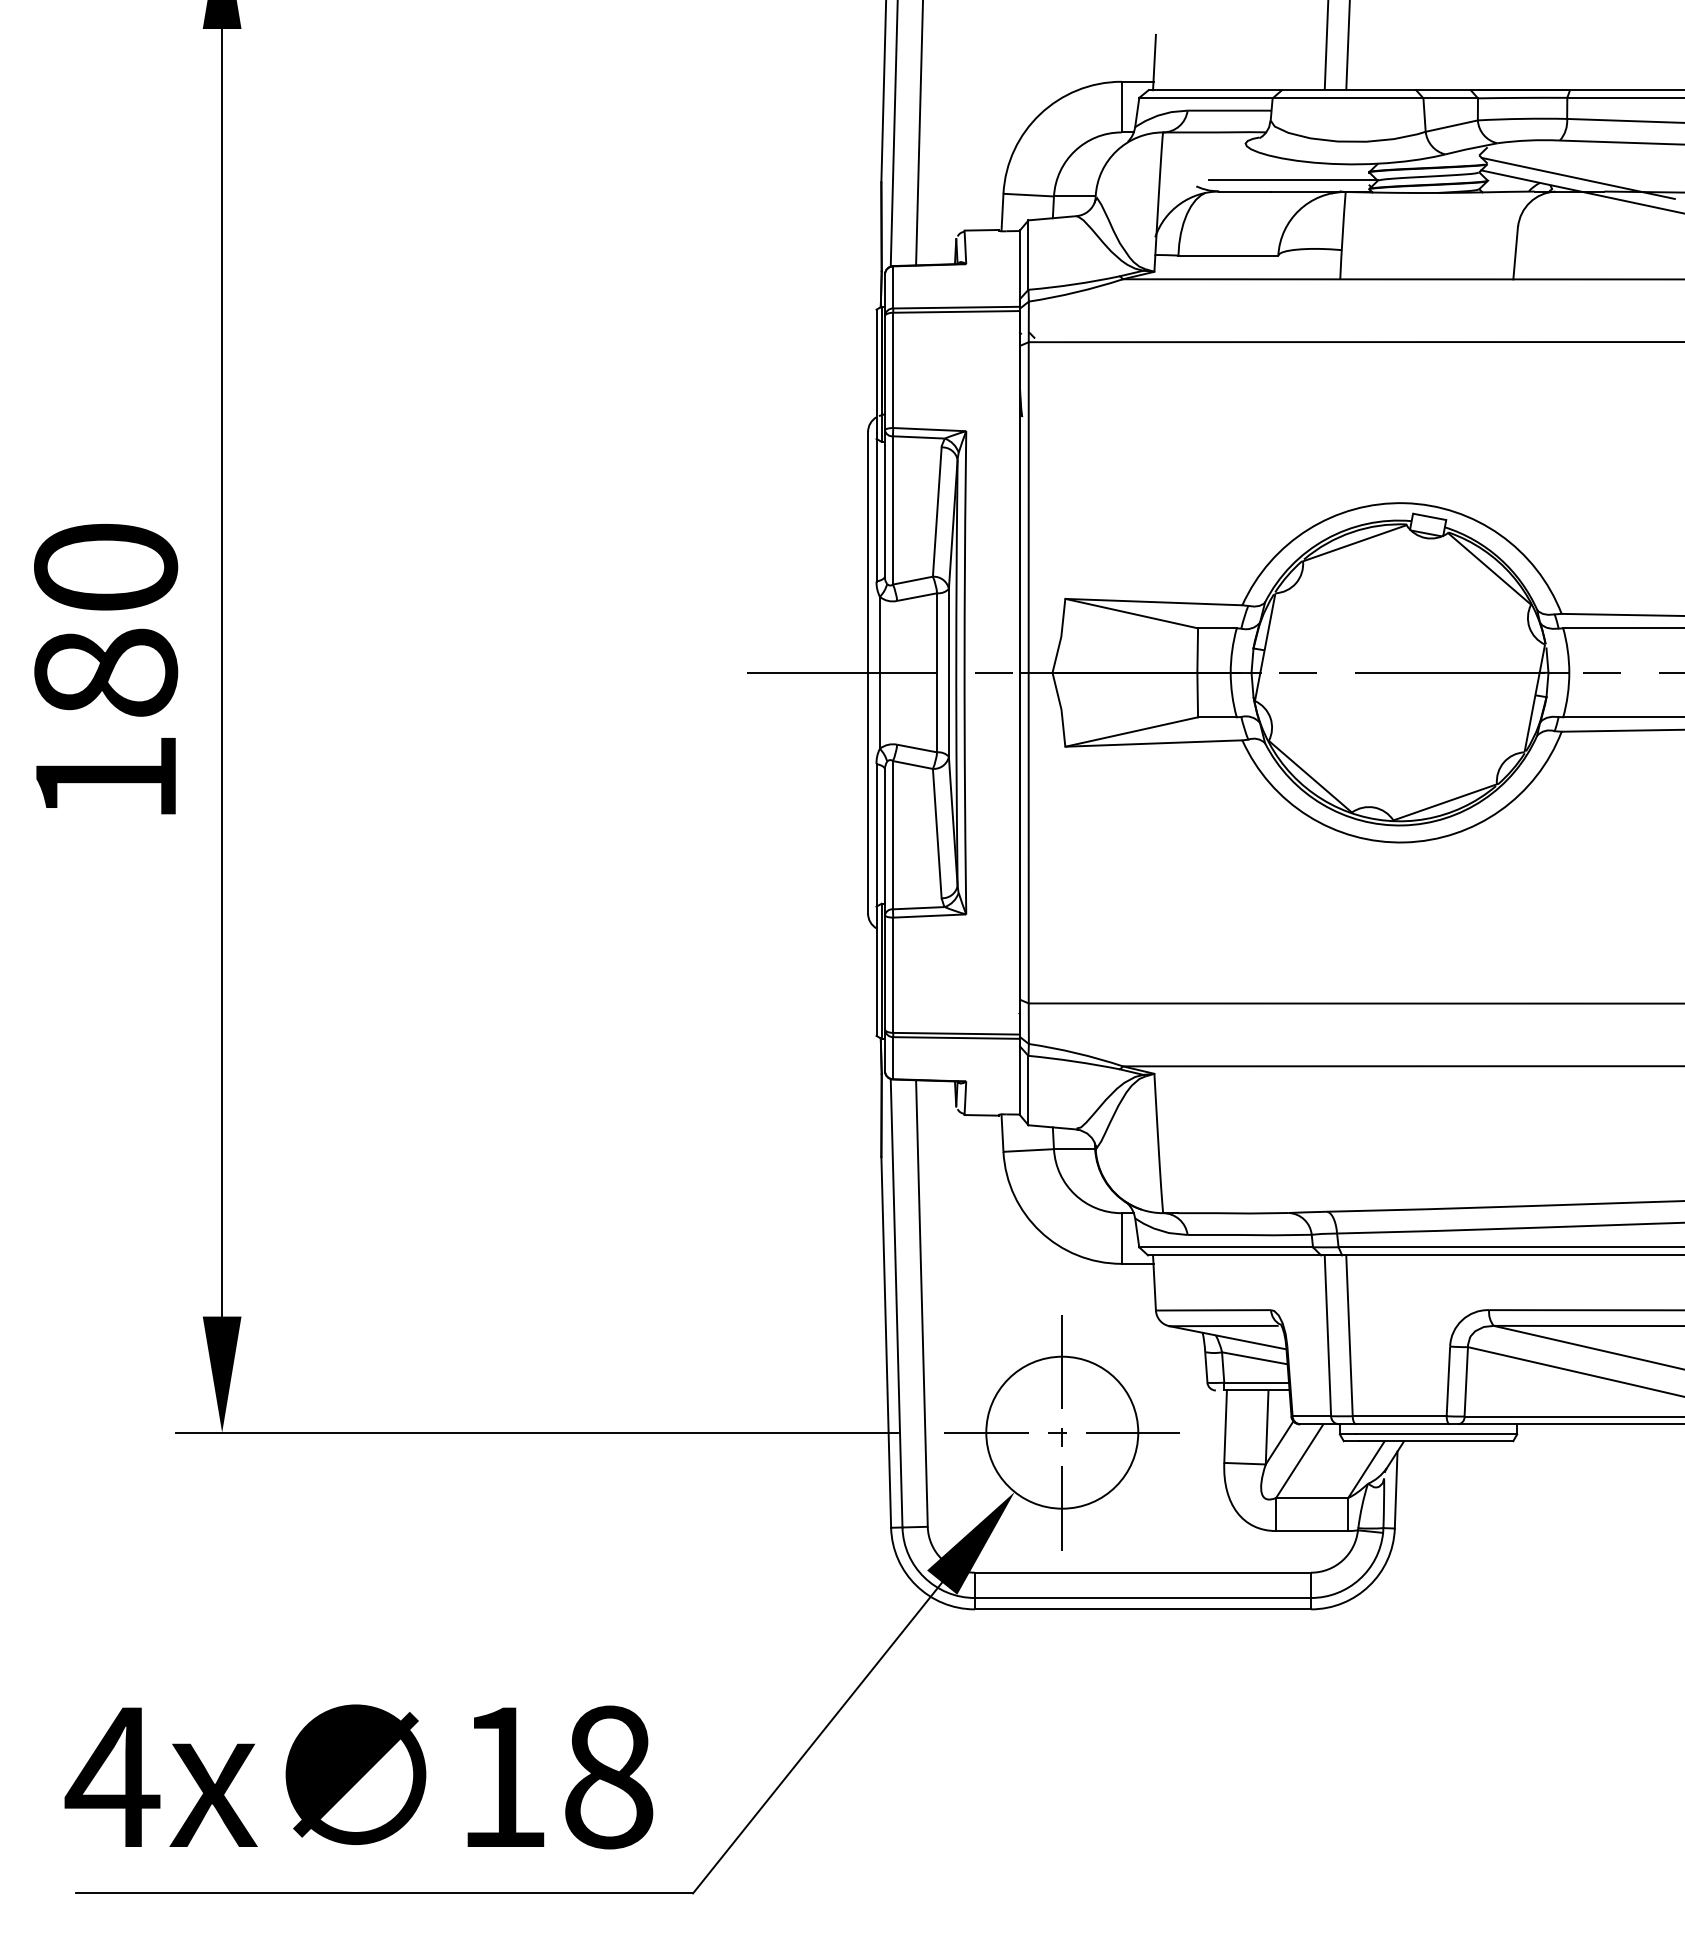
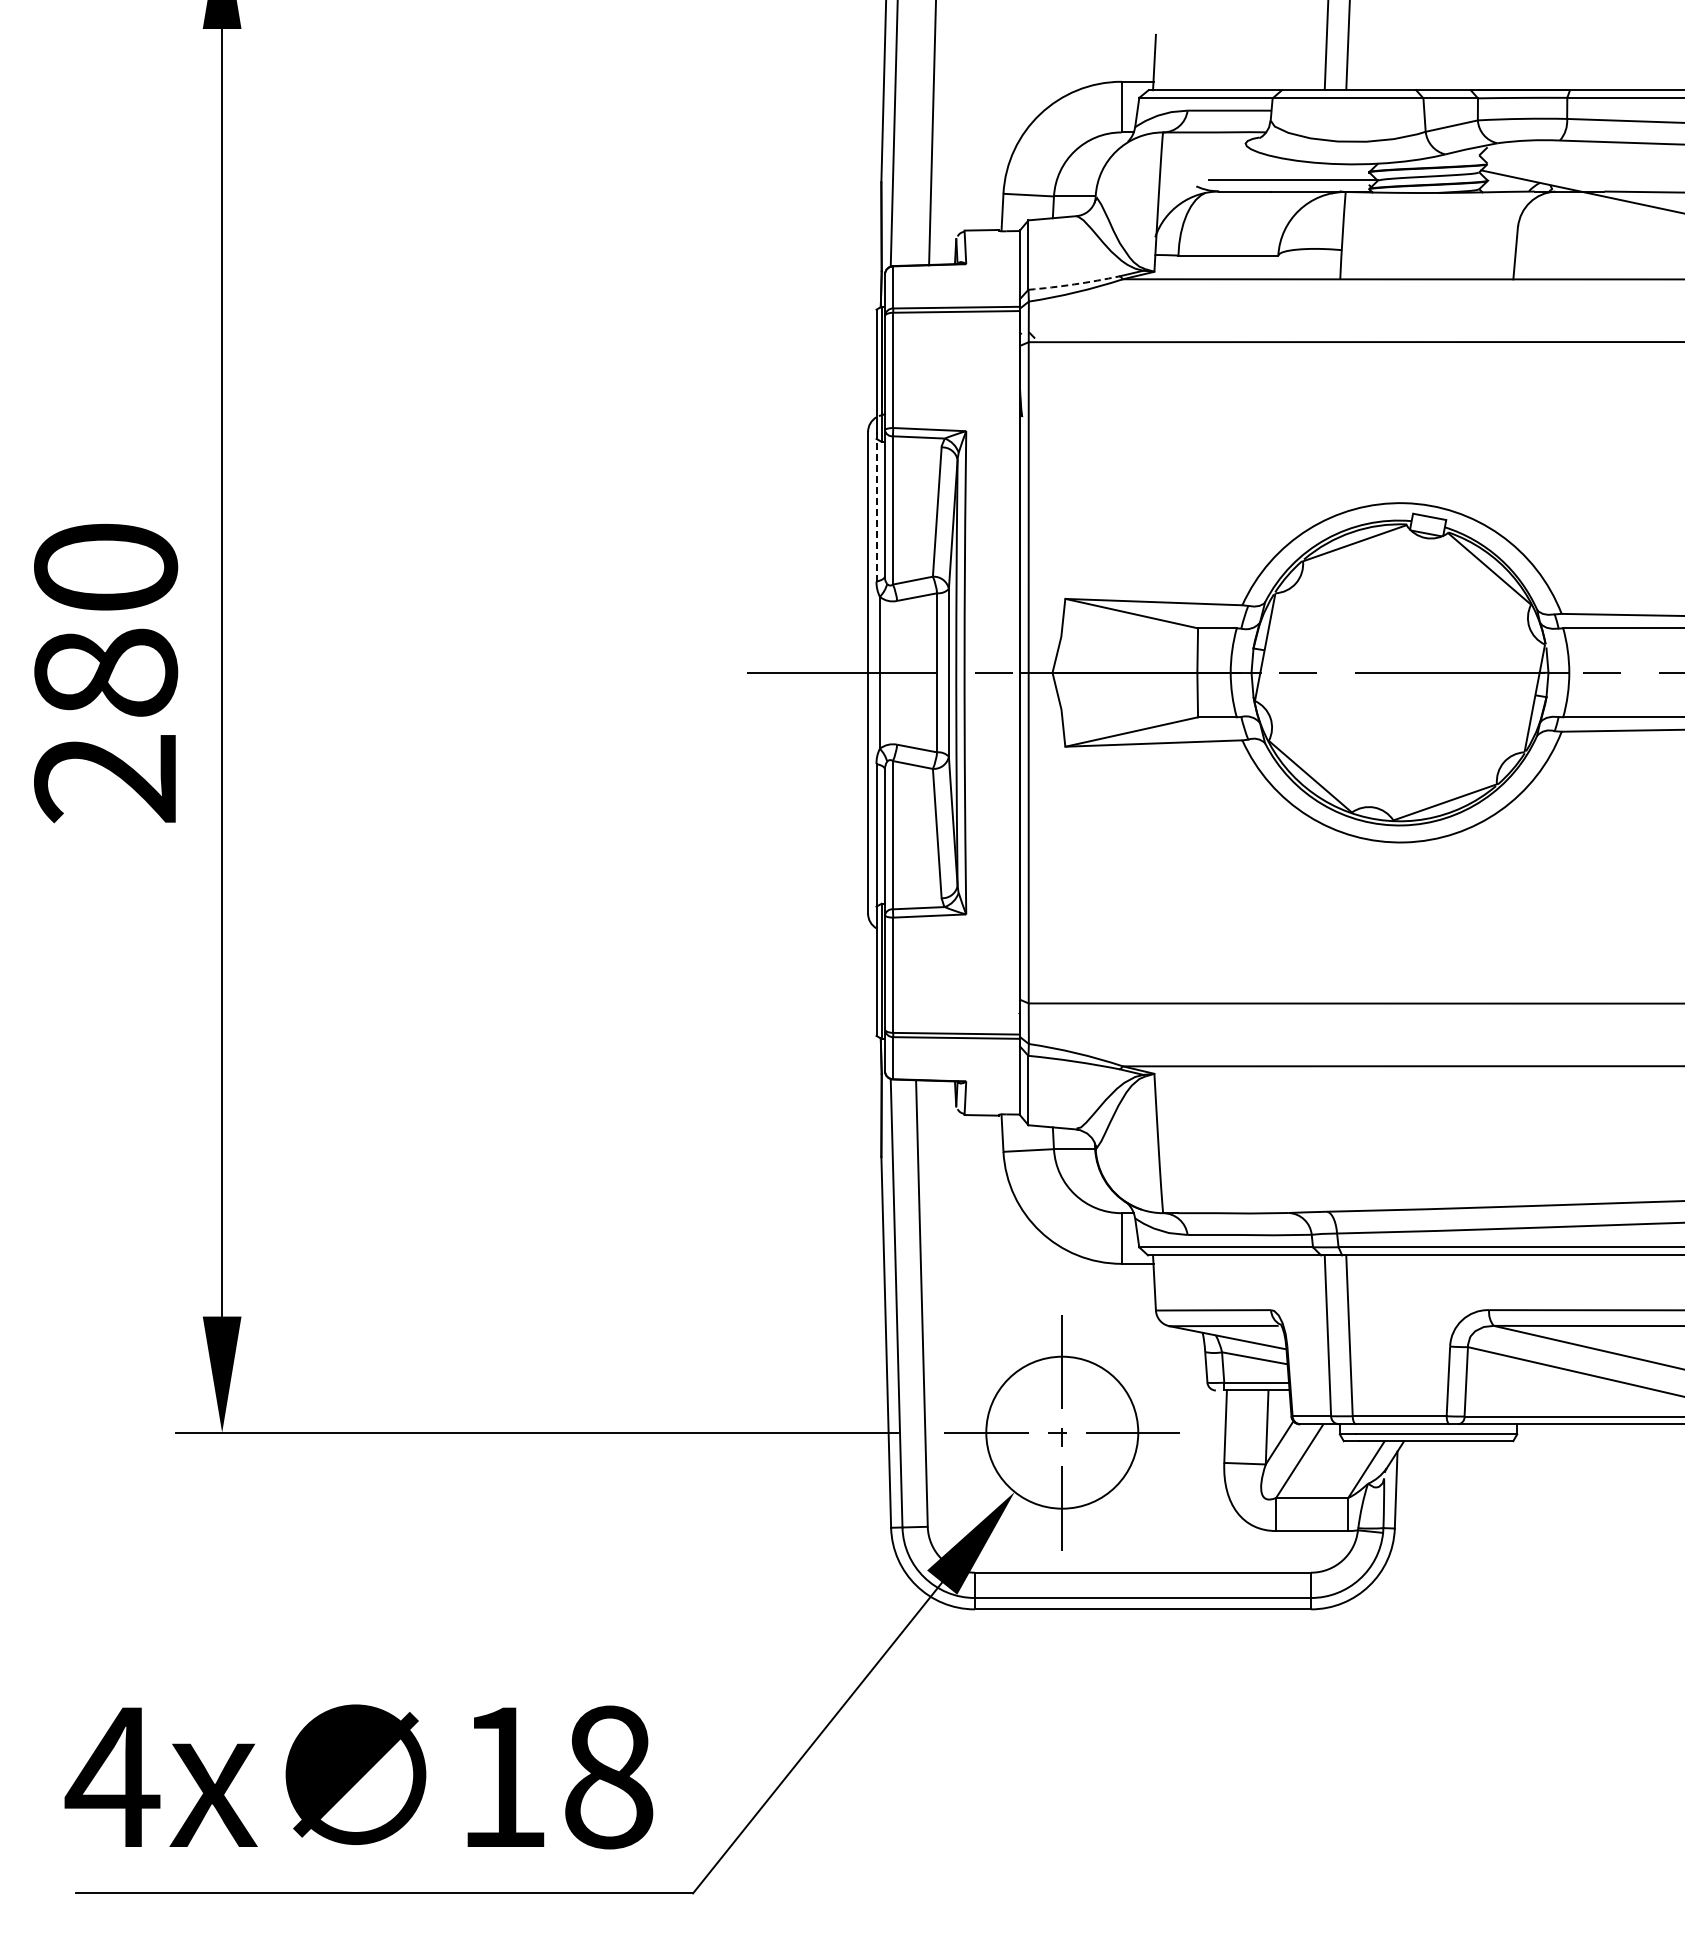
line position: (919, 133) -> (932, 133) (932, 133)
line: present -> none (1577, 177)
arc: solid -> dashed (1074, 284)
line: solid -> dashed (876, 509)
text: 180 -> 280 (104, 779)
